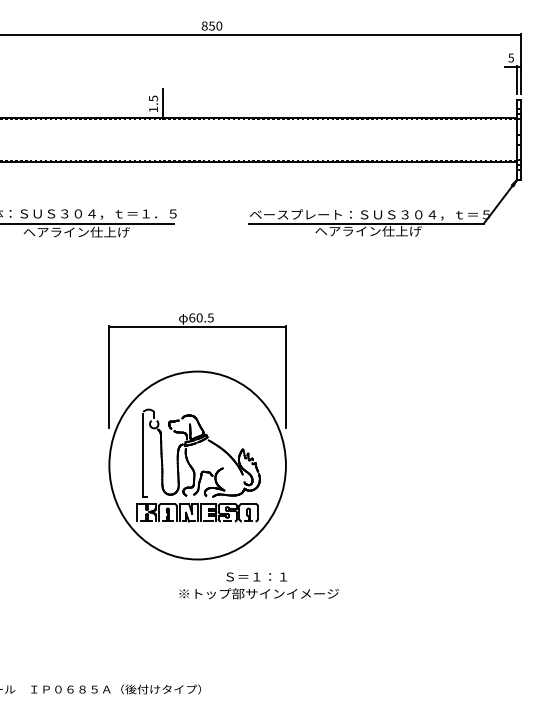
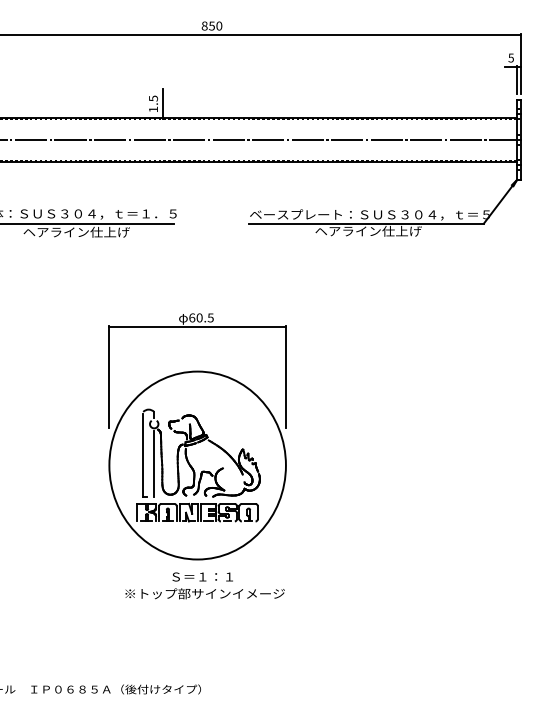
line: none -> present (262, 139)
line: none -> present (154, 463)
text position: (258, 585) -> (204, 585) (204, 585)
